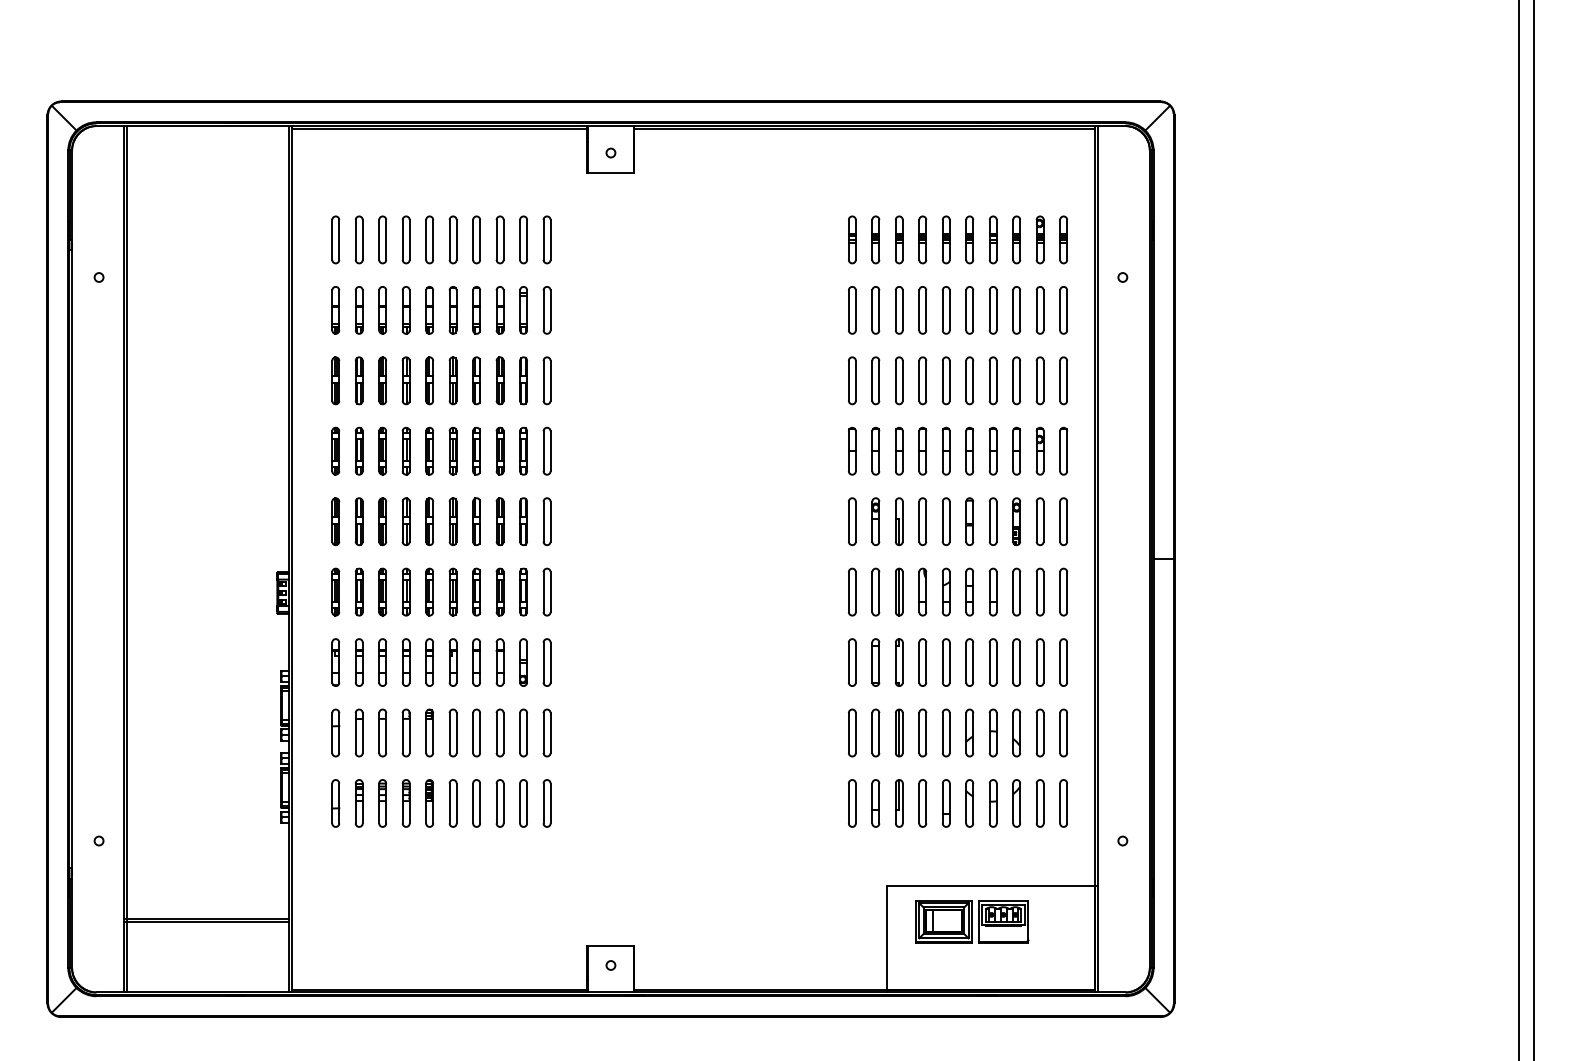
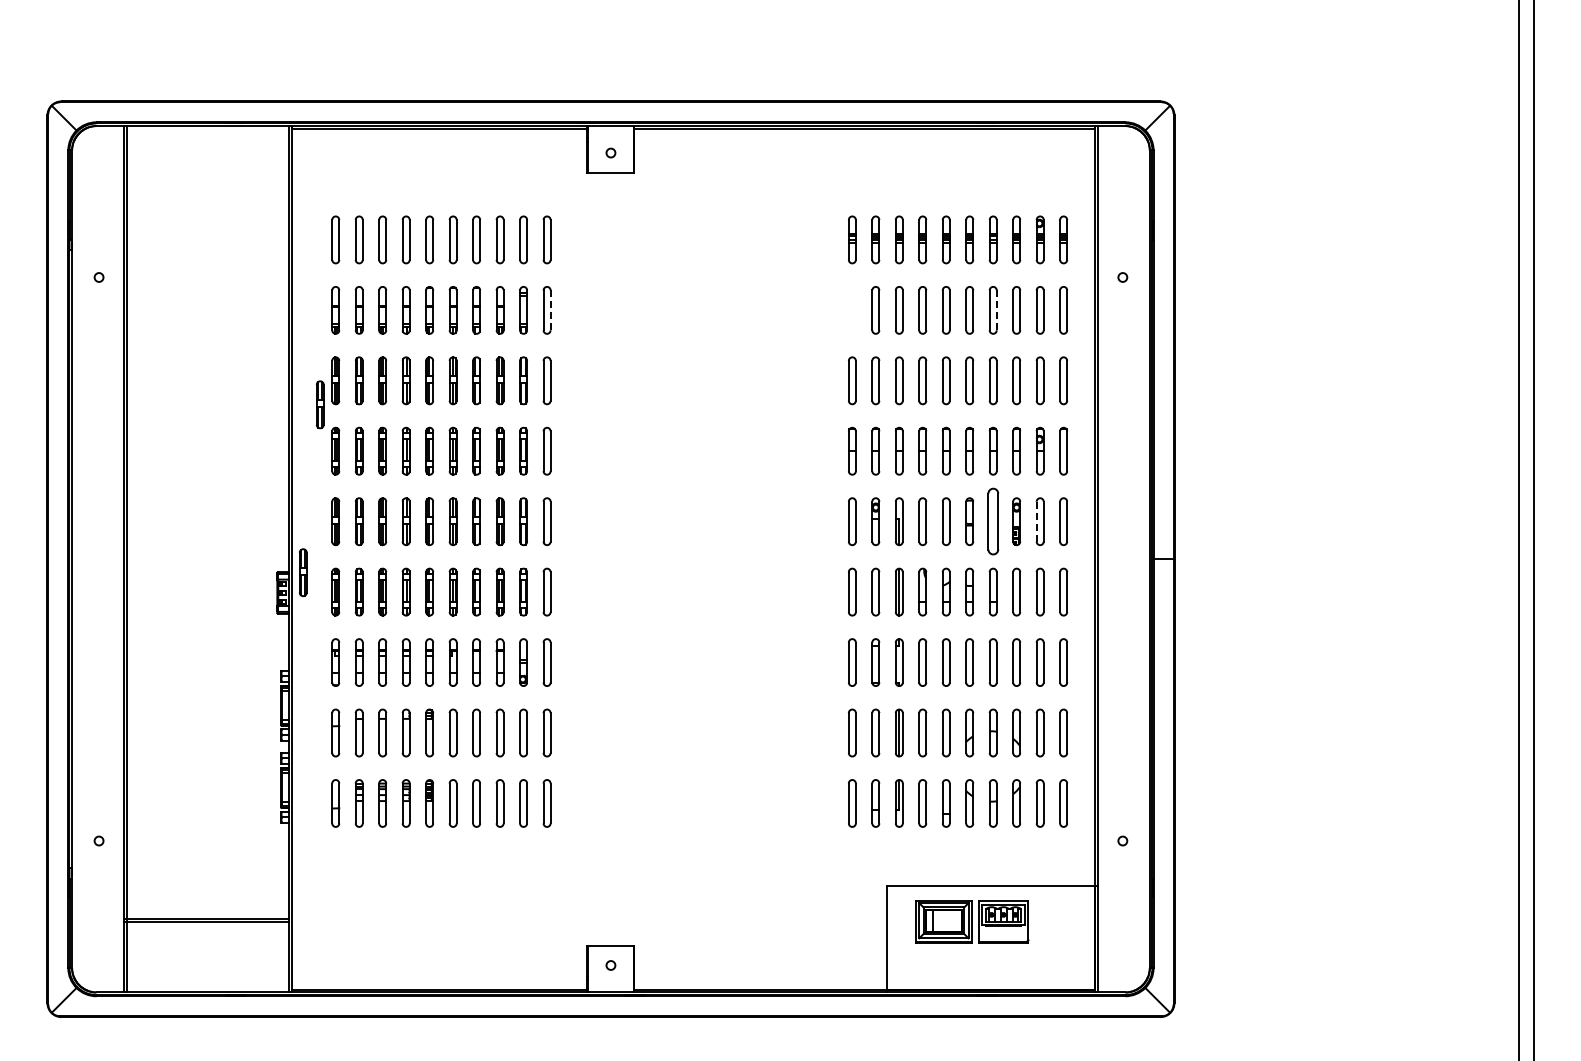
line: solid -> dashed (550, 310)
part: present -> none (852, 310)
line: solid -> dashed (996, 310)
part: none -> present (319, 404)
part size: 10x50 px -> 13x69 px (993, 521)
line: solid -> dashed (1036, 521)
part: none -> present (302, 572)
